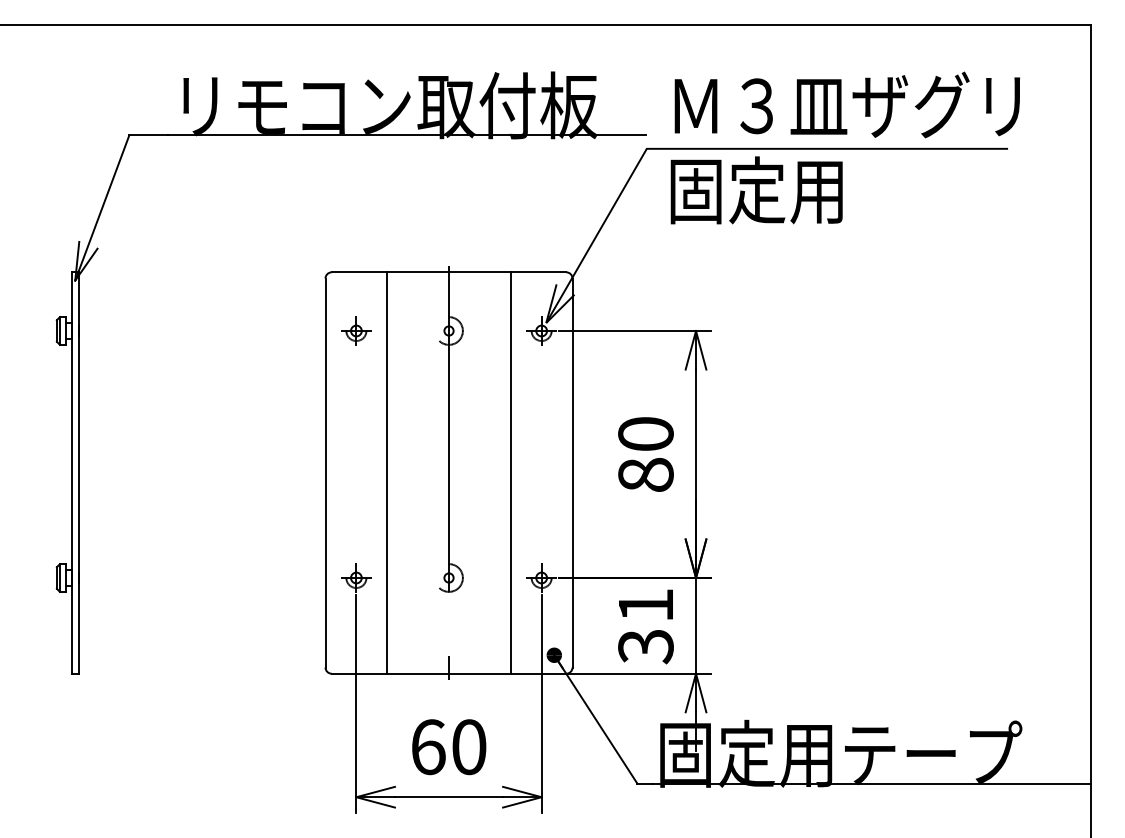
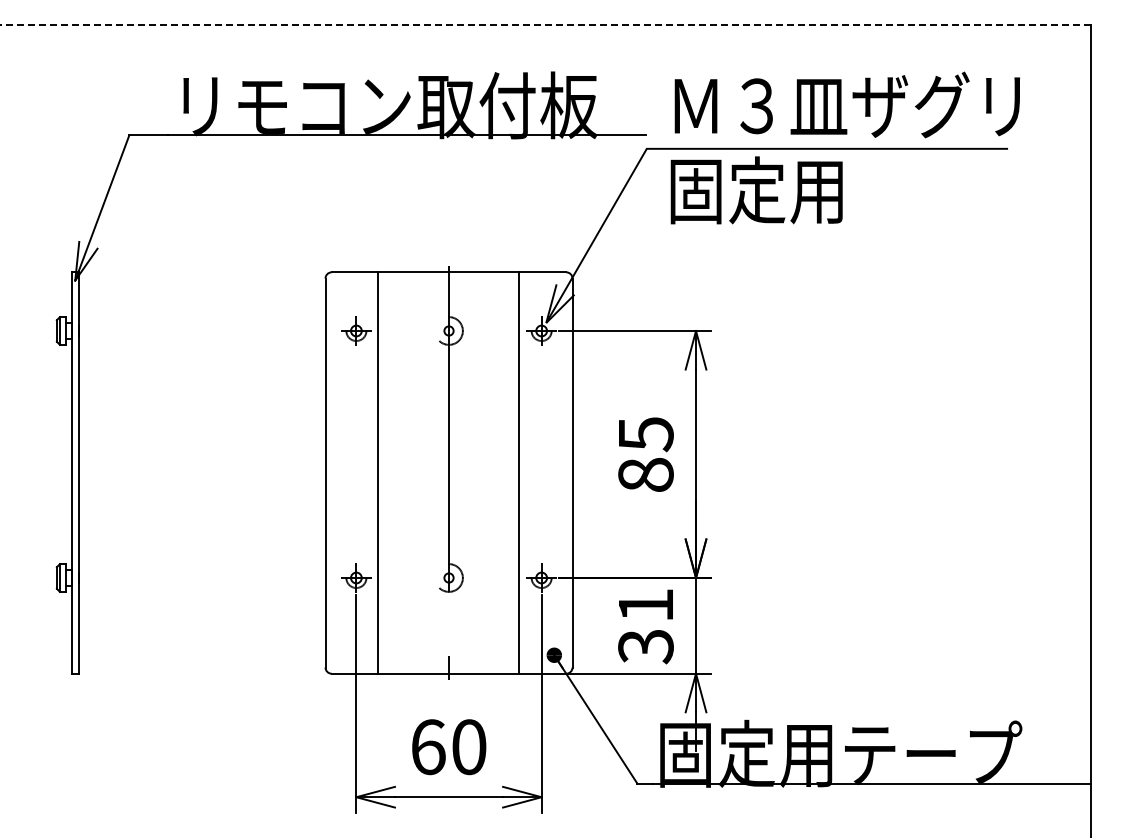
line: solid -> dashed (545, 25)
text: 80 -> 85 (645, 434)
line position: (387, 472) -> (378, 472) (378, 472)
line position: (510, 472) -> (518, 472) (518, 472)
